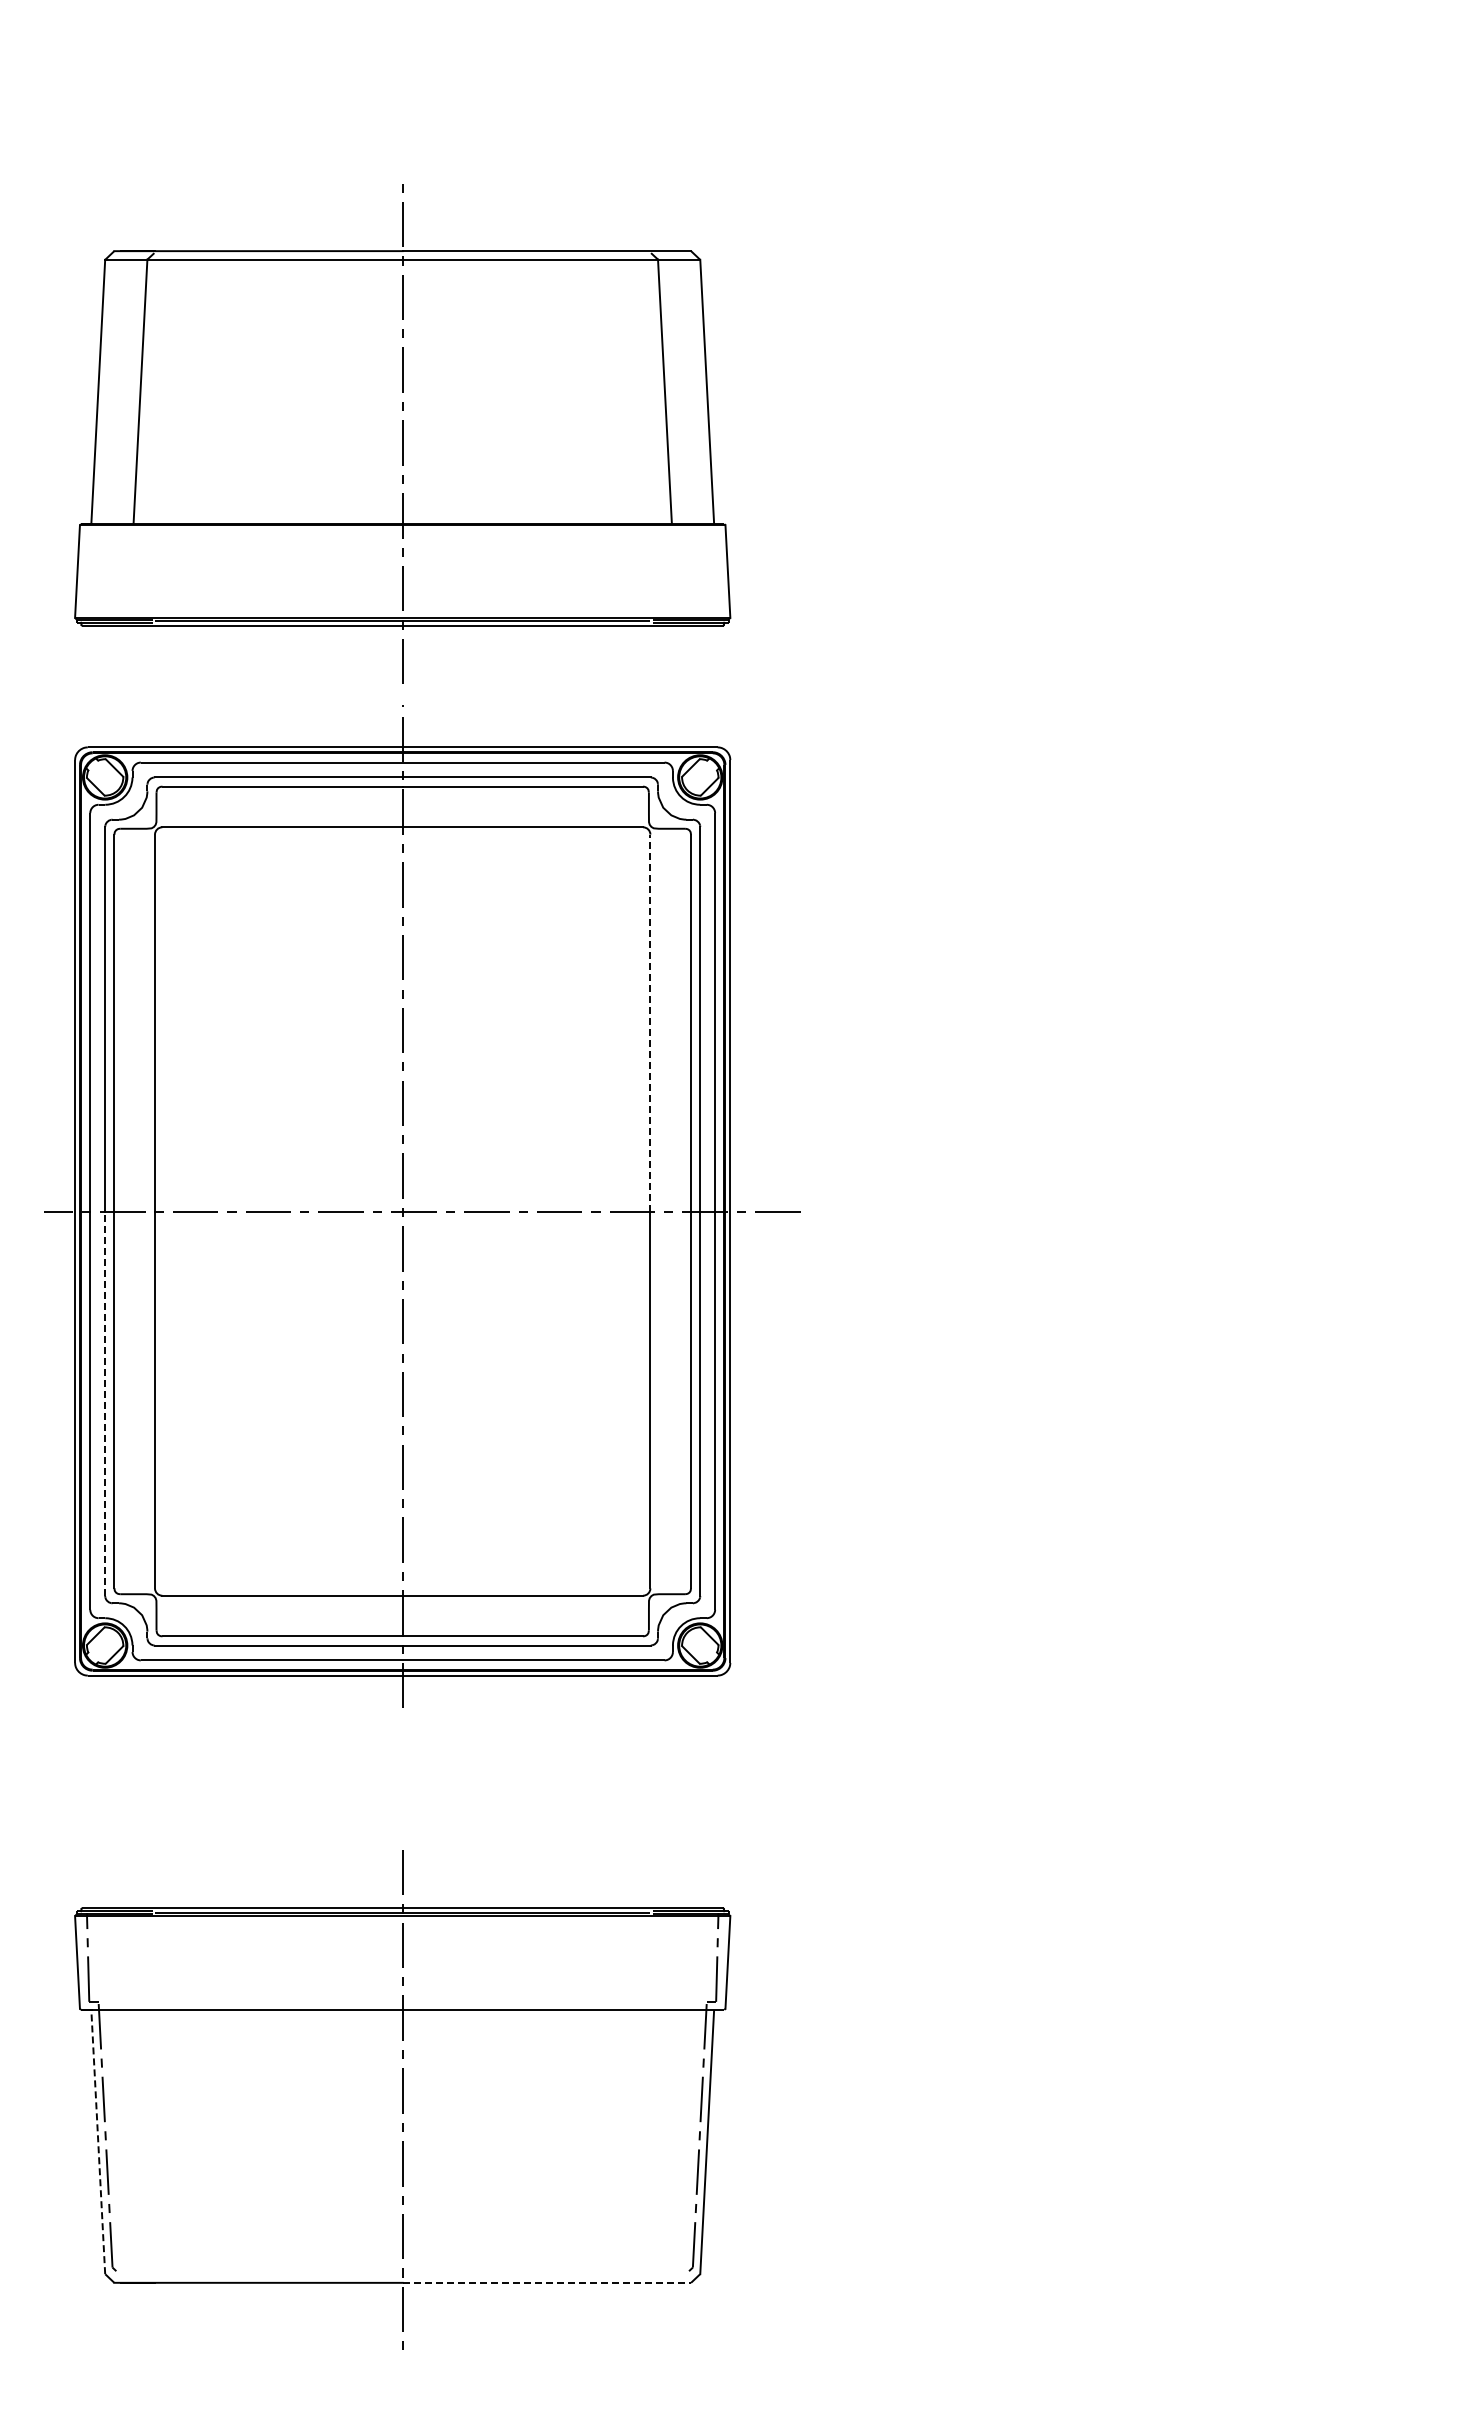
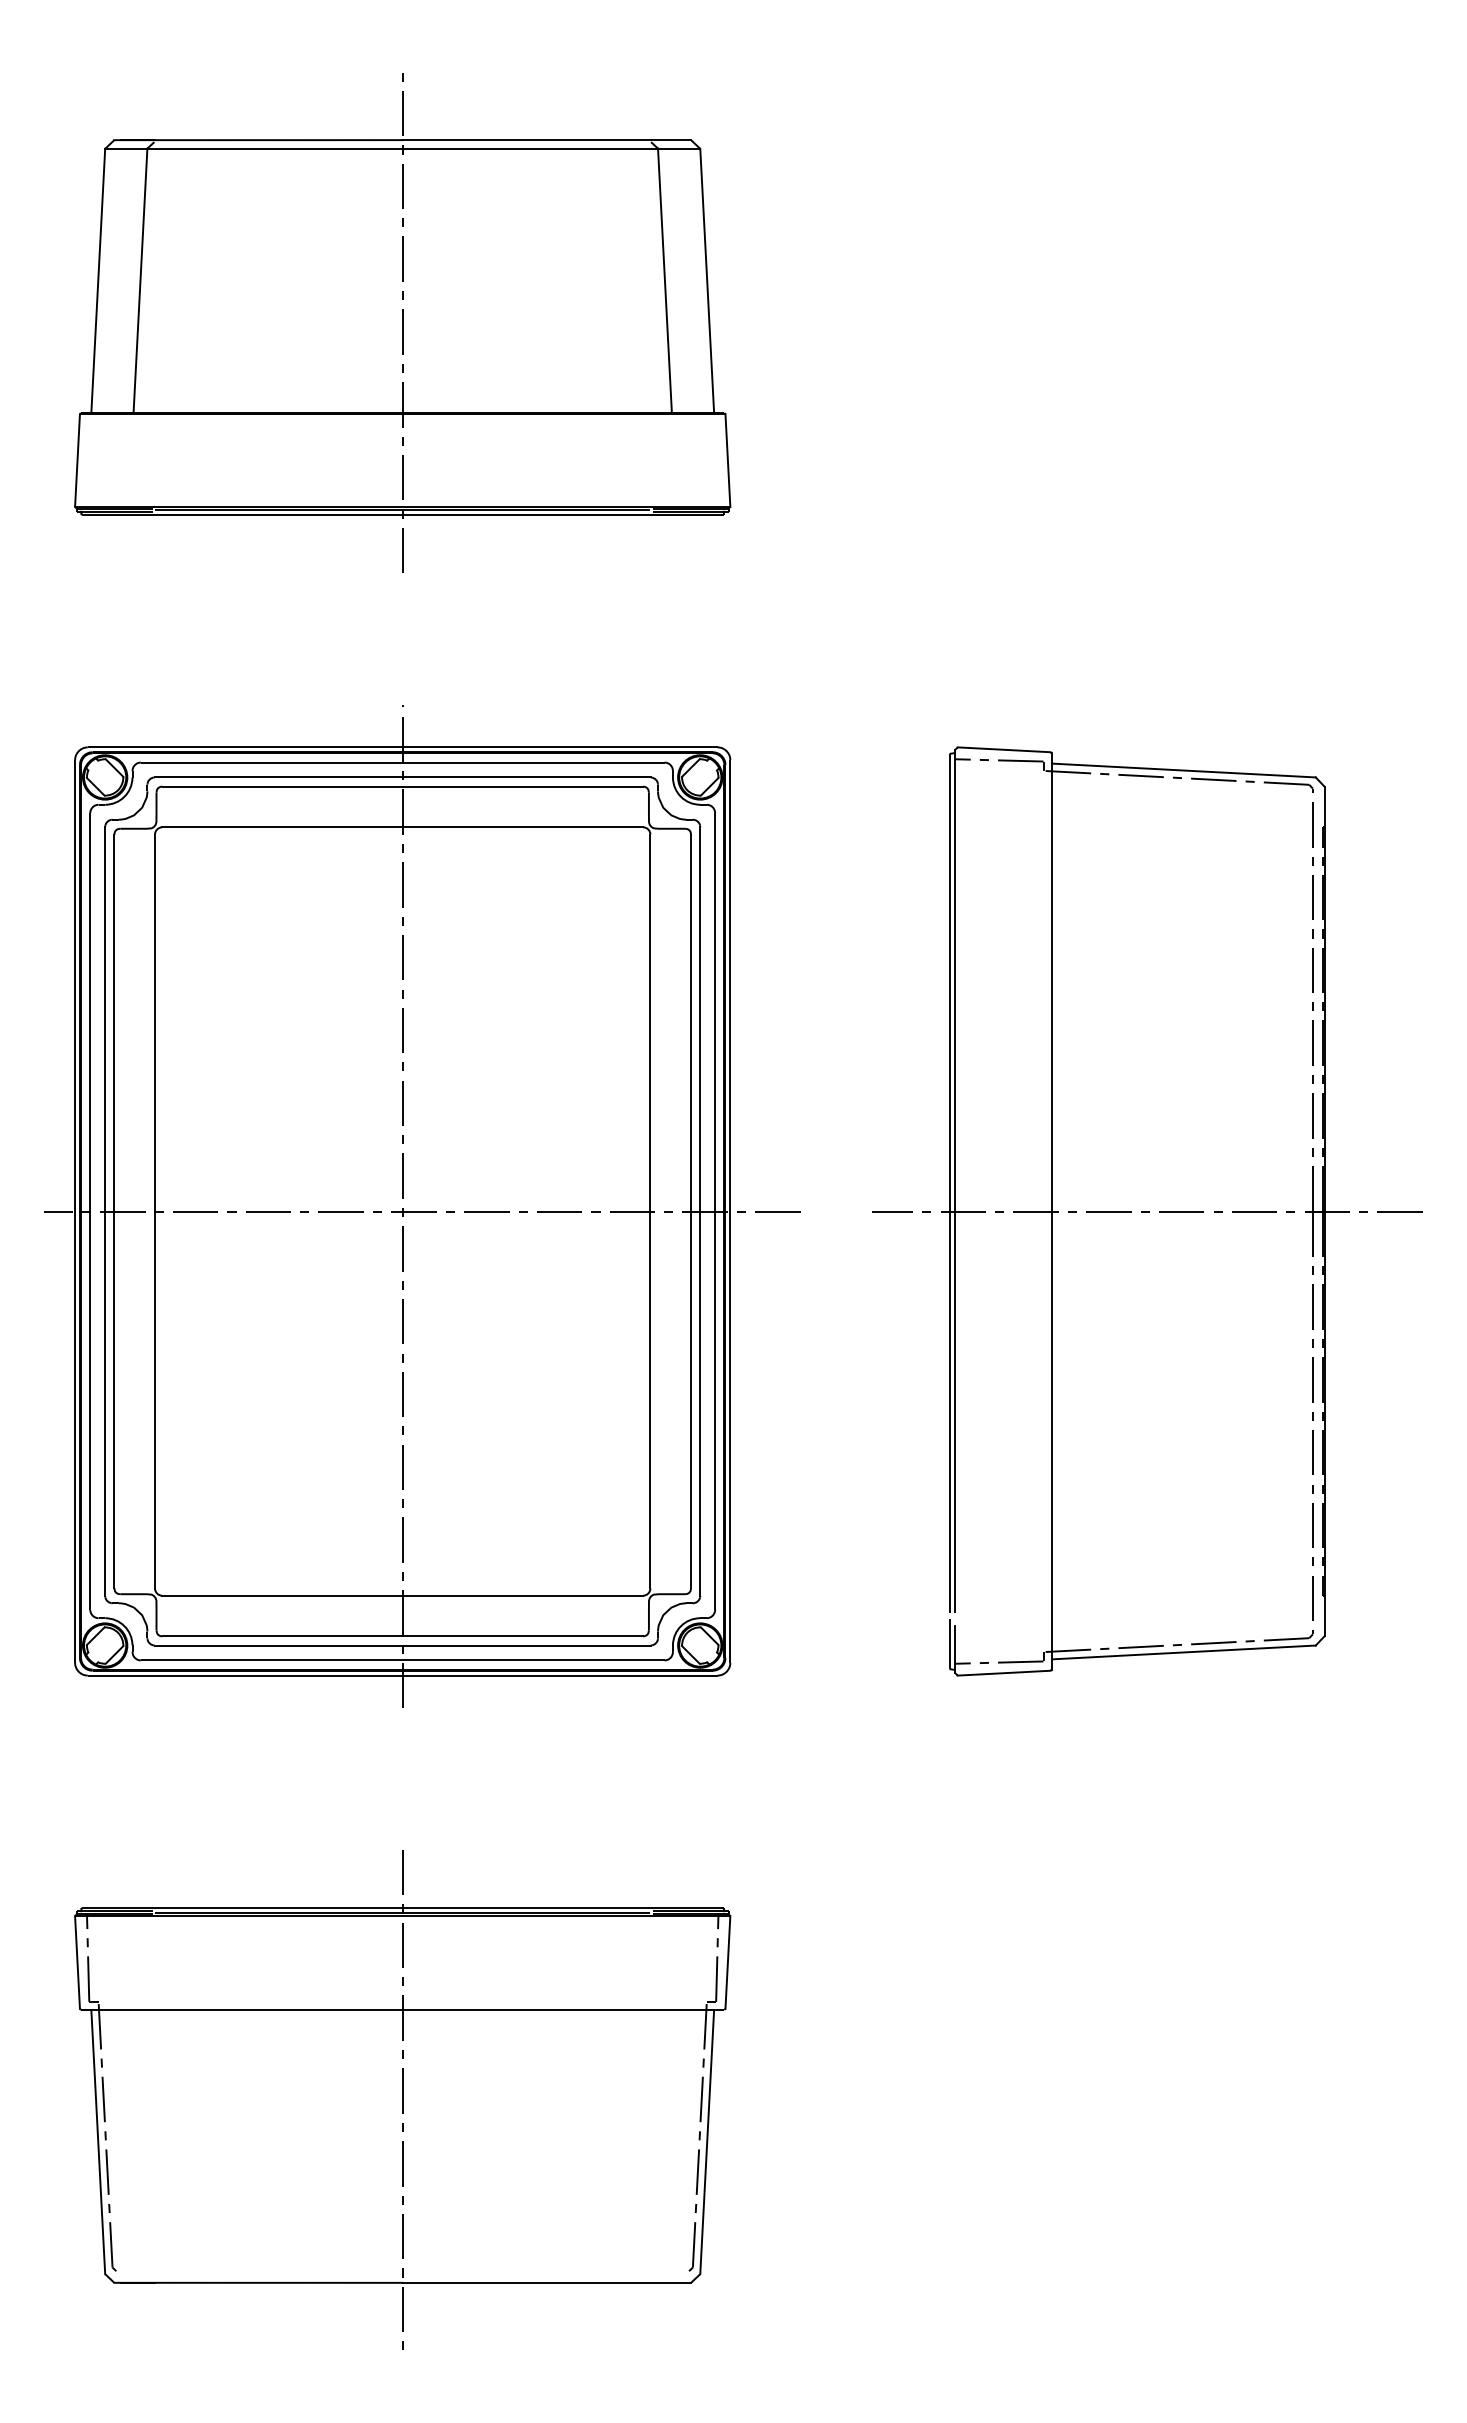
part position: (402, 433) -> (402, 322) (402, 322)
line: dashed -> solid (650, 1022)
part: none -> present (1147, 1211)
line: dashed -> solid (105, 1403)
line: dashed -> solid (98, 2142)
line: dashed -> solid (547, 2282)
